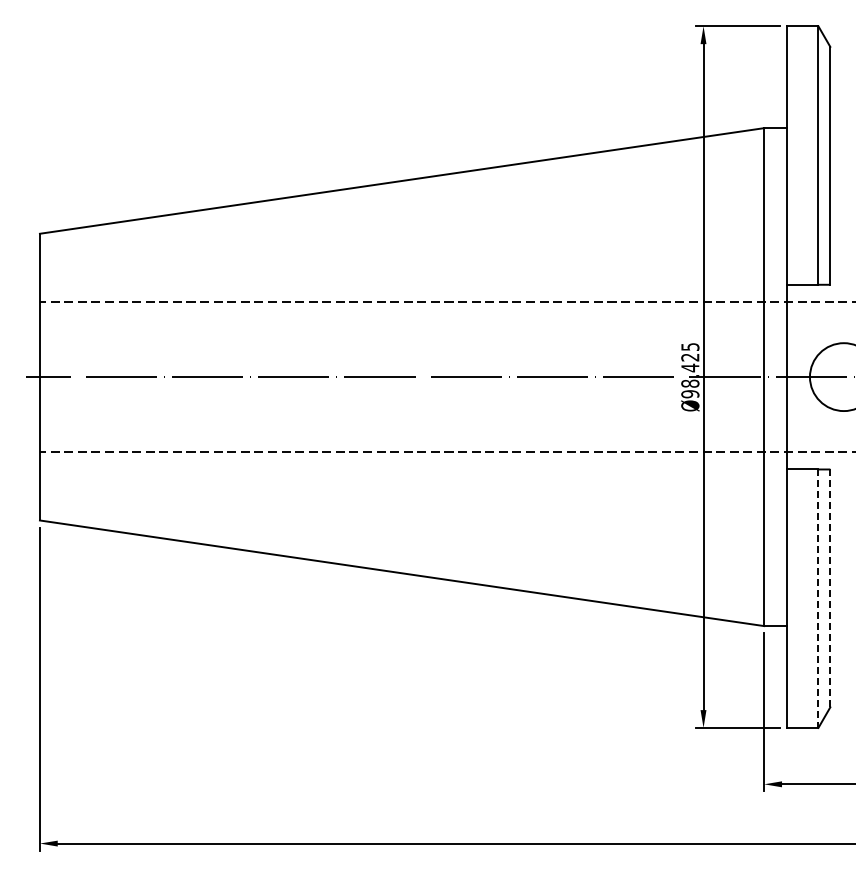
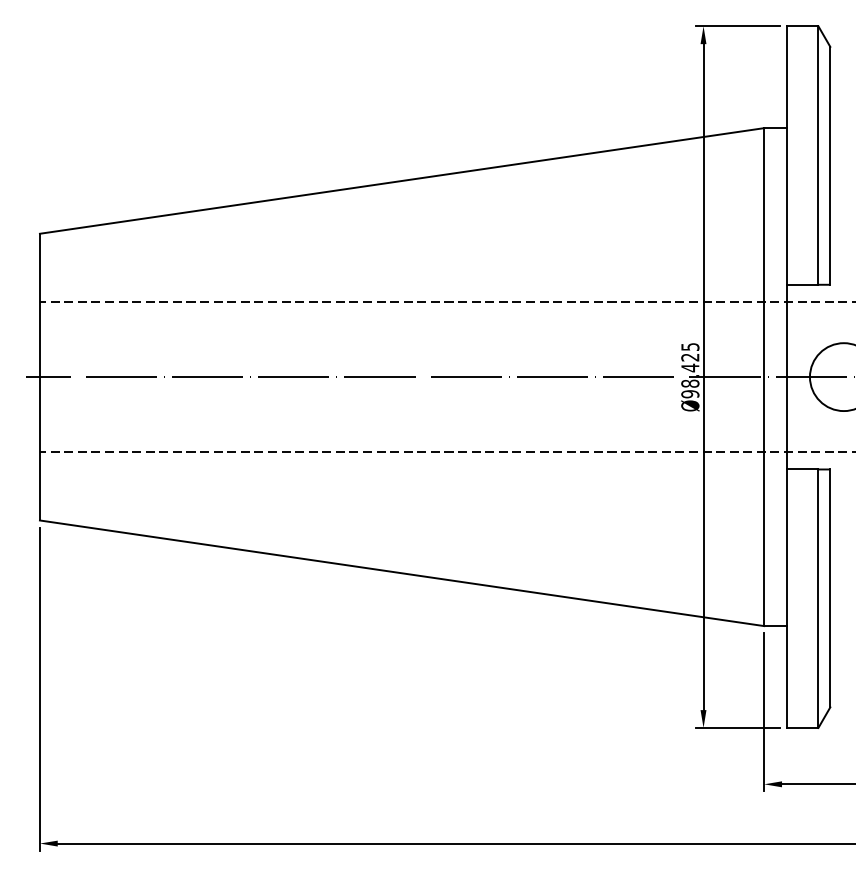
line: dashed -> solid (830, 588)
line: dashed -> solid (818, 599)
